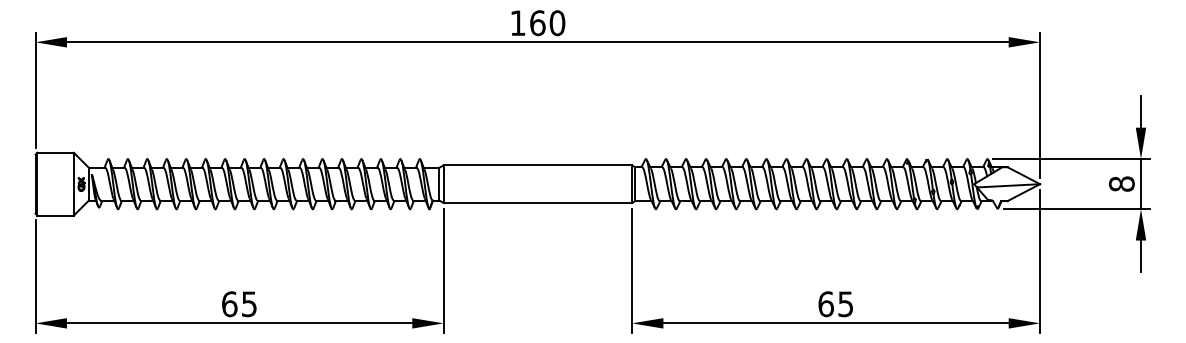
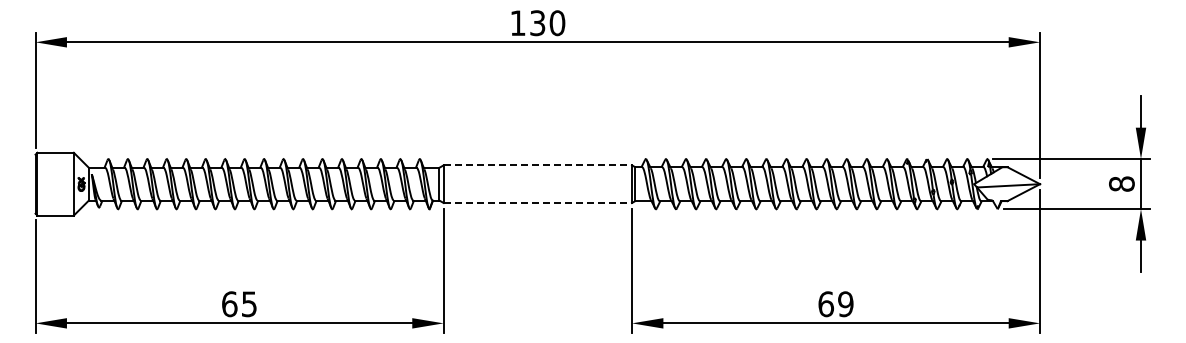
text: 160 -> 130 (537, 23)
line: solid -> dashed (538, 165)
line: solid -> dashed (538, 203)
text: 65 -> 69 (845, 303)
